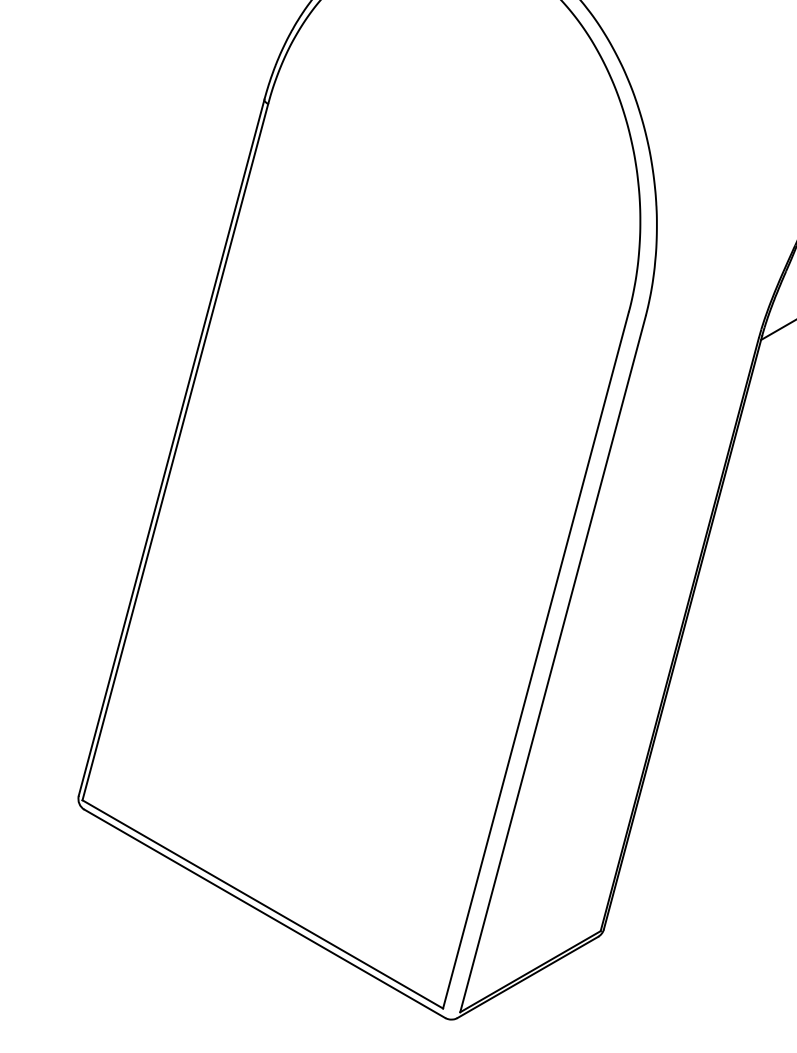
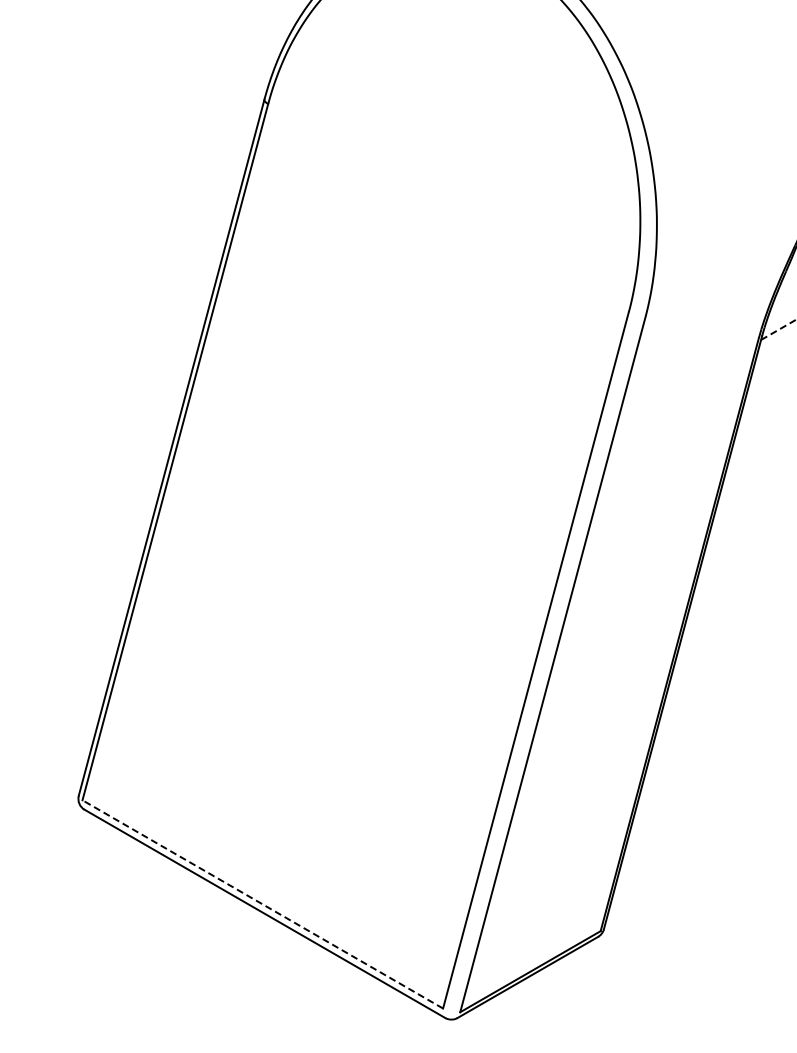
line: solid -> dashed (779, 329)
line: solid -> dashed (262, 904)
